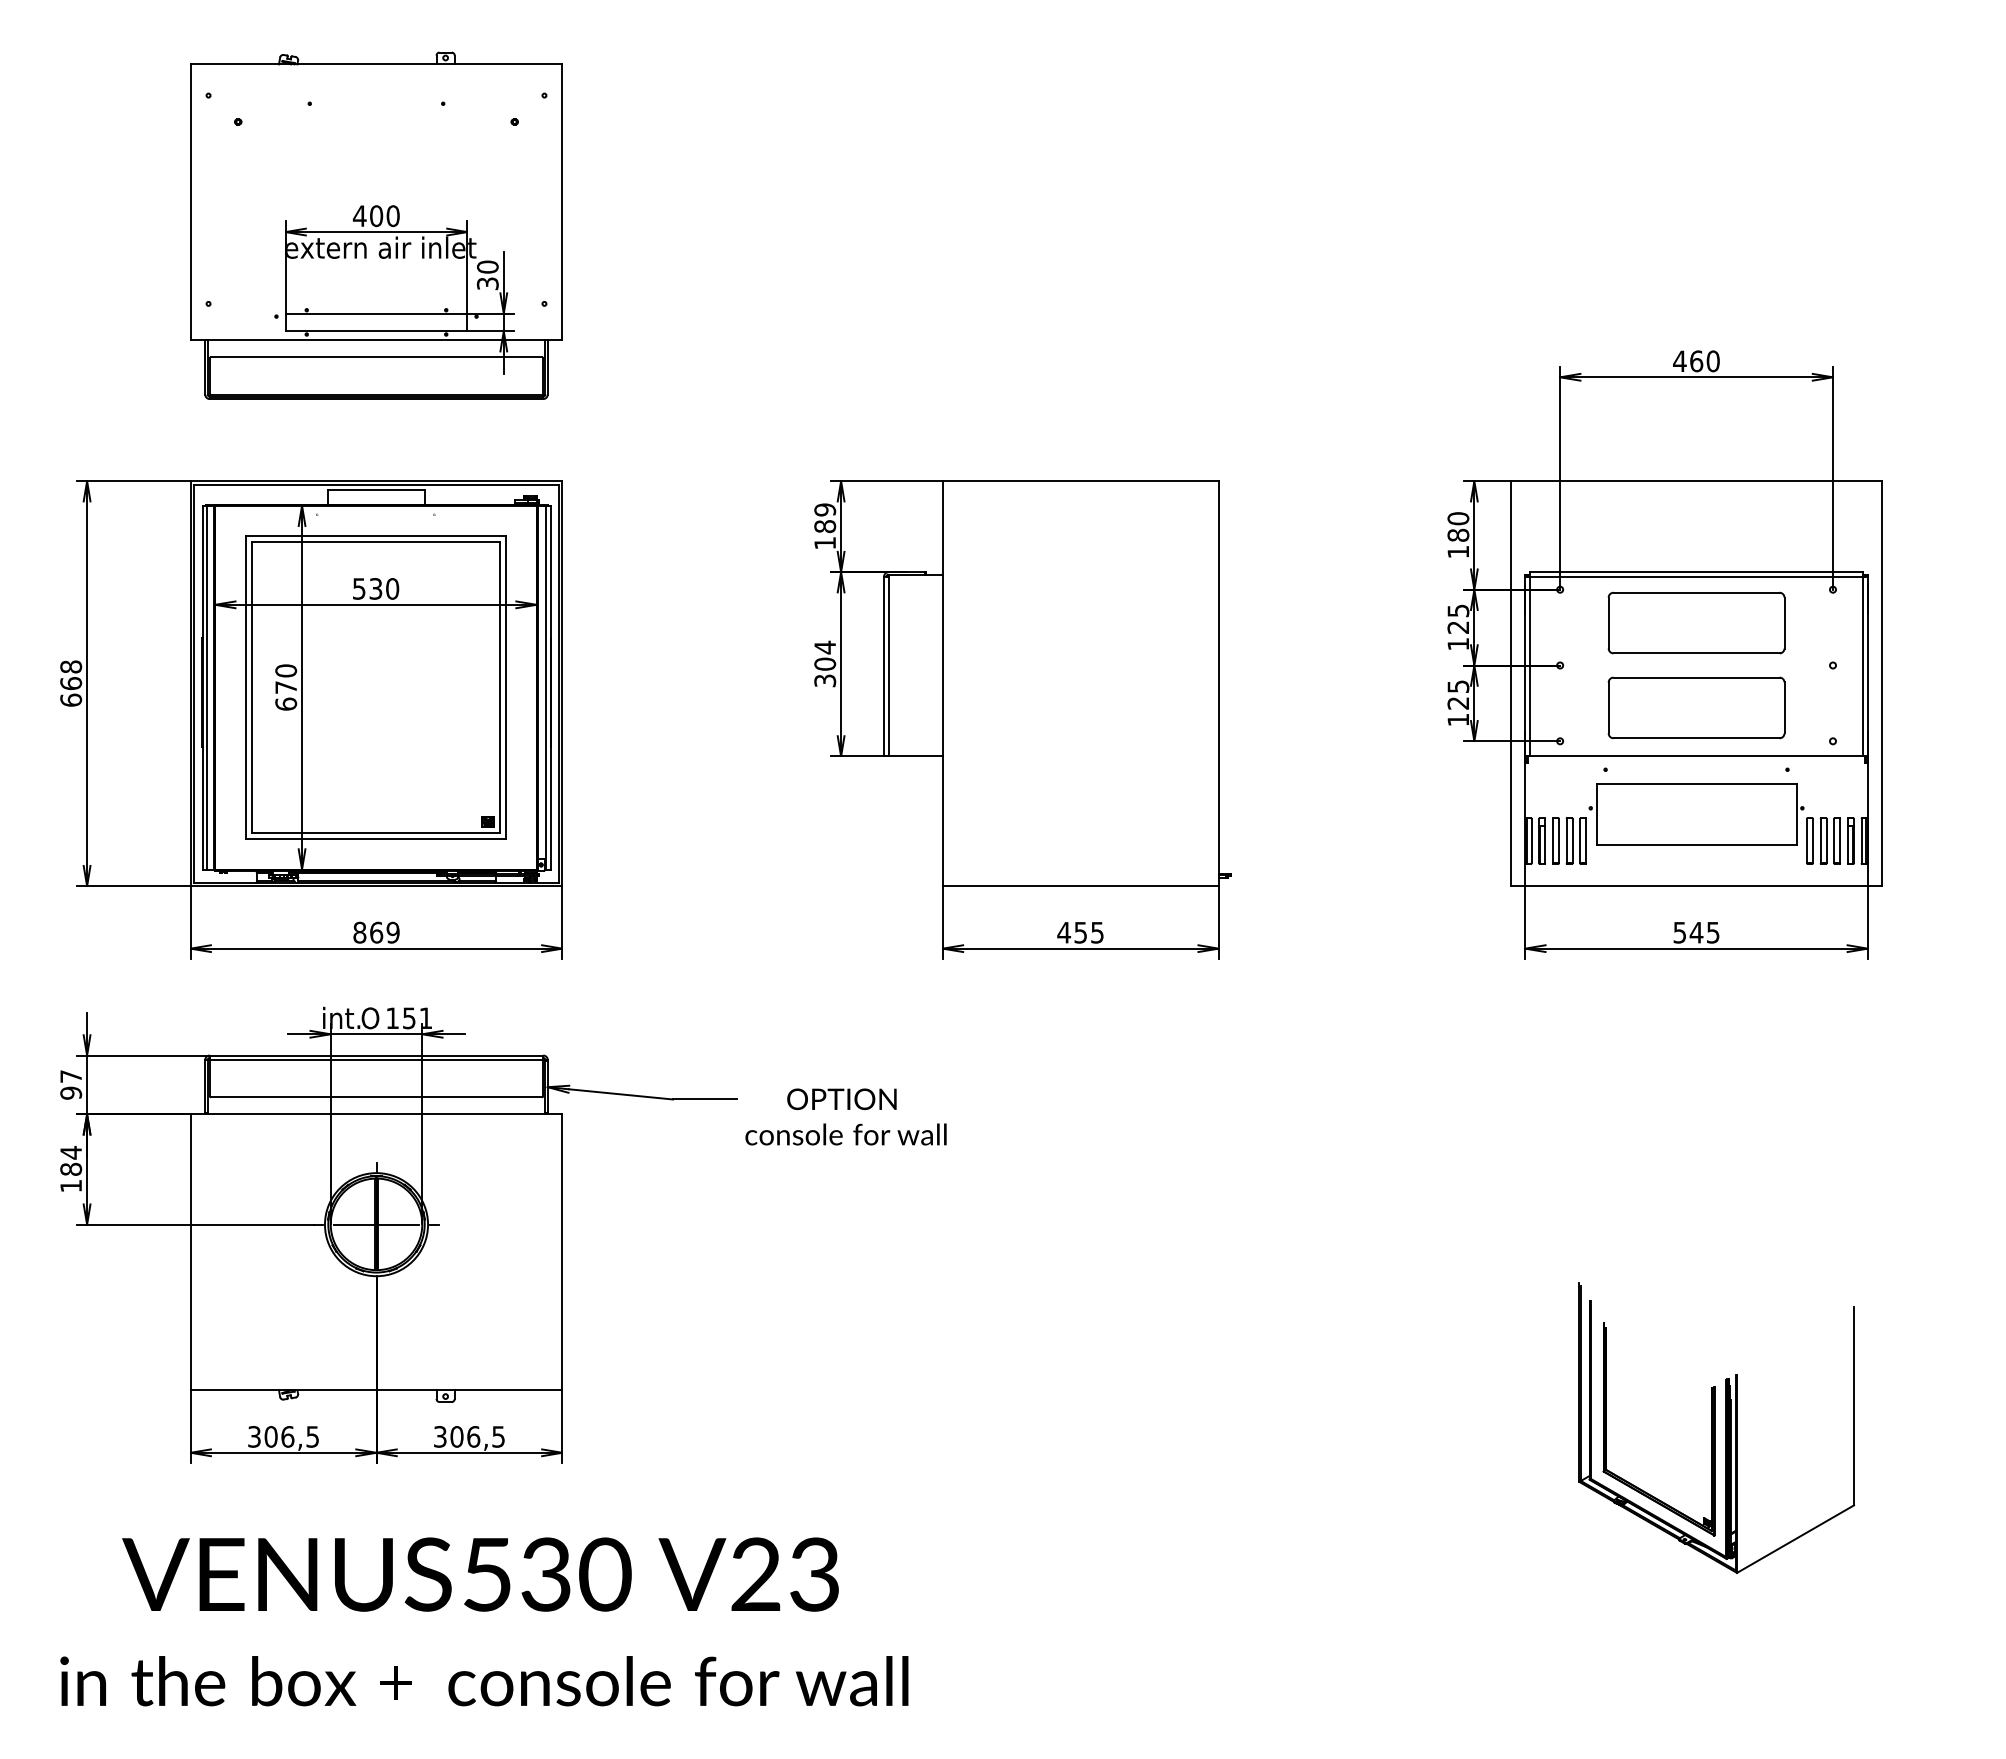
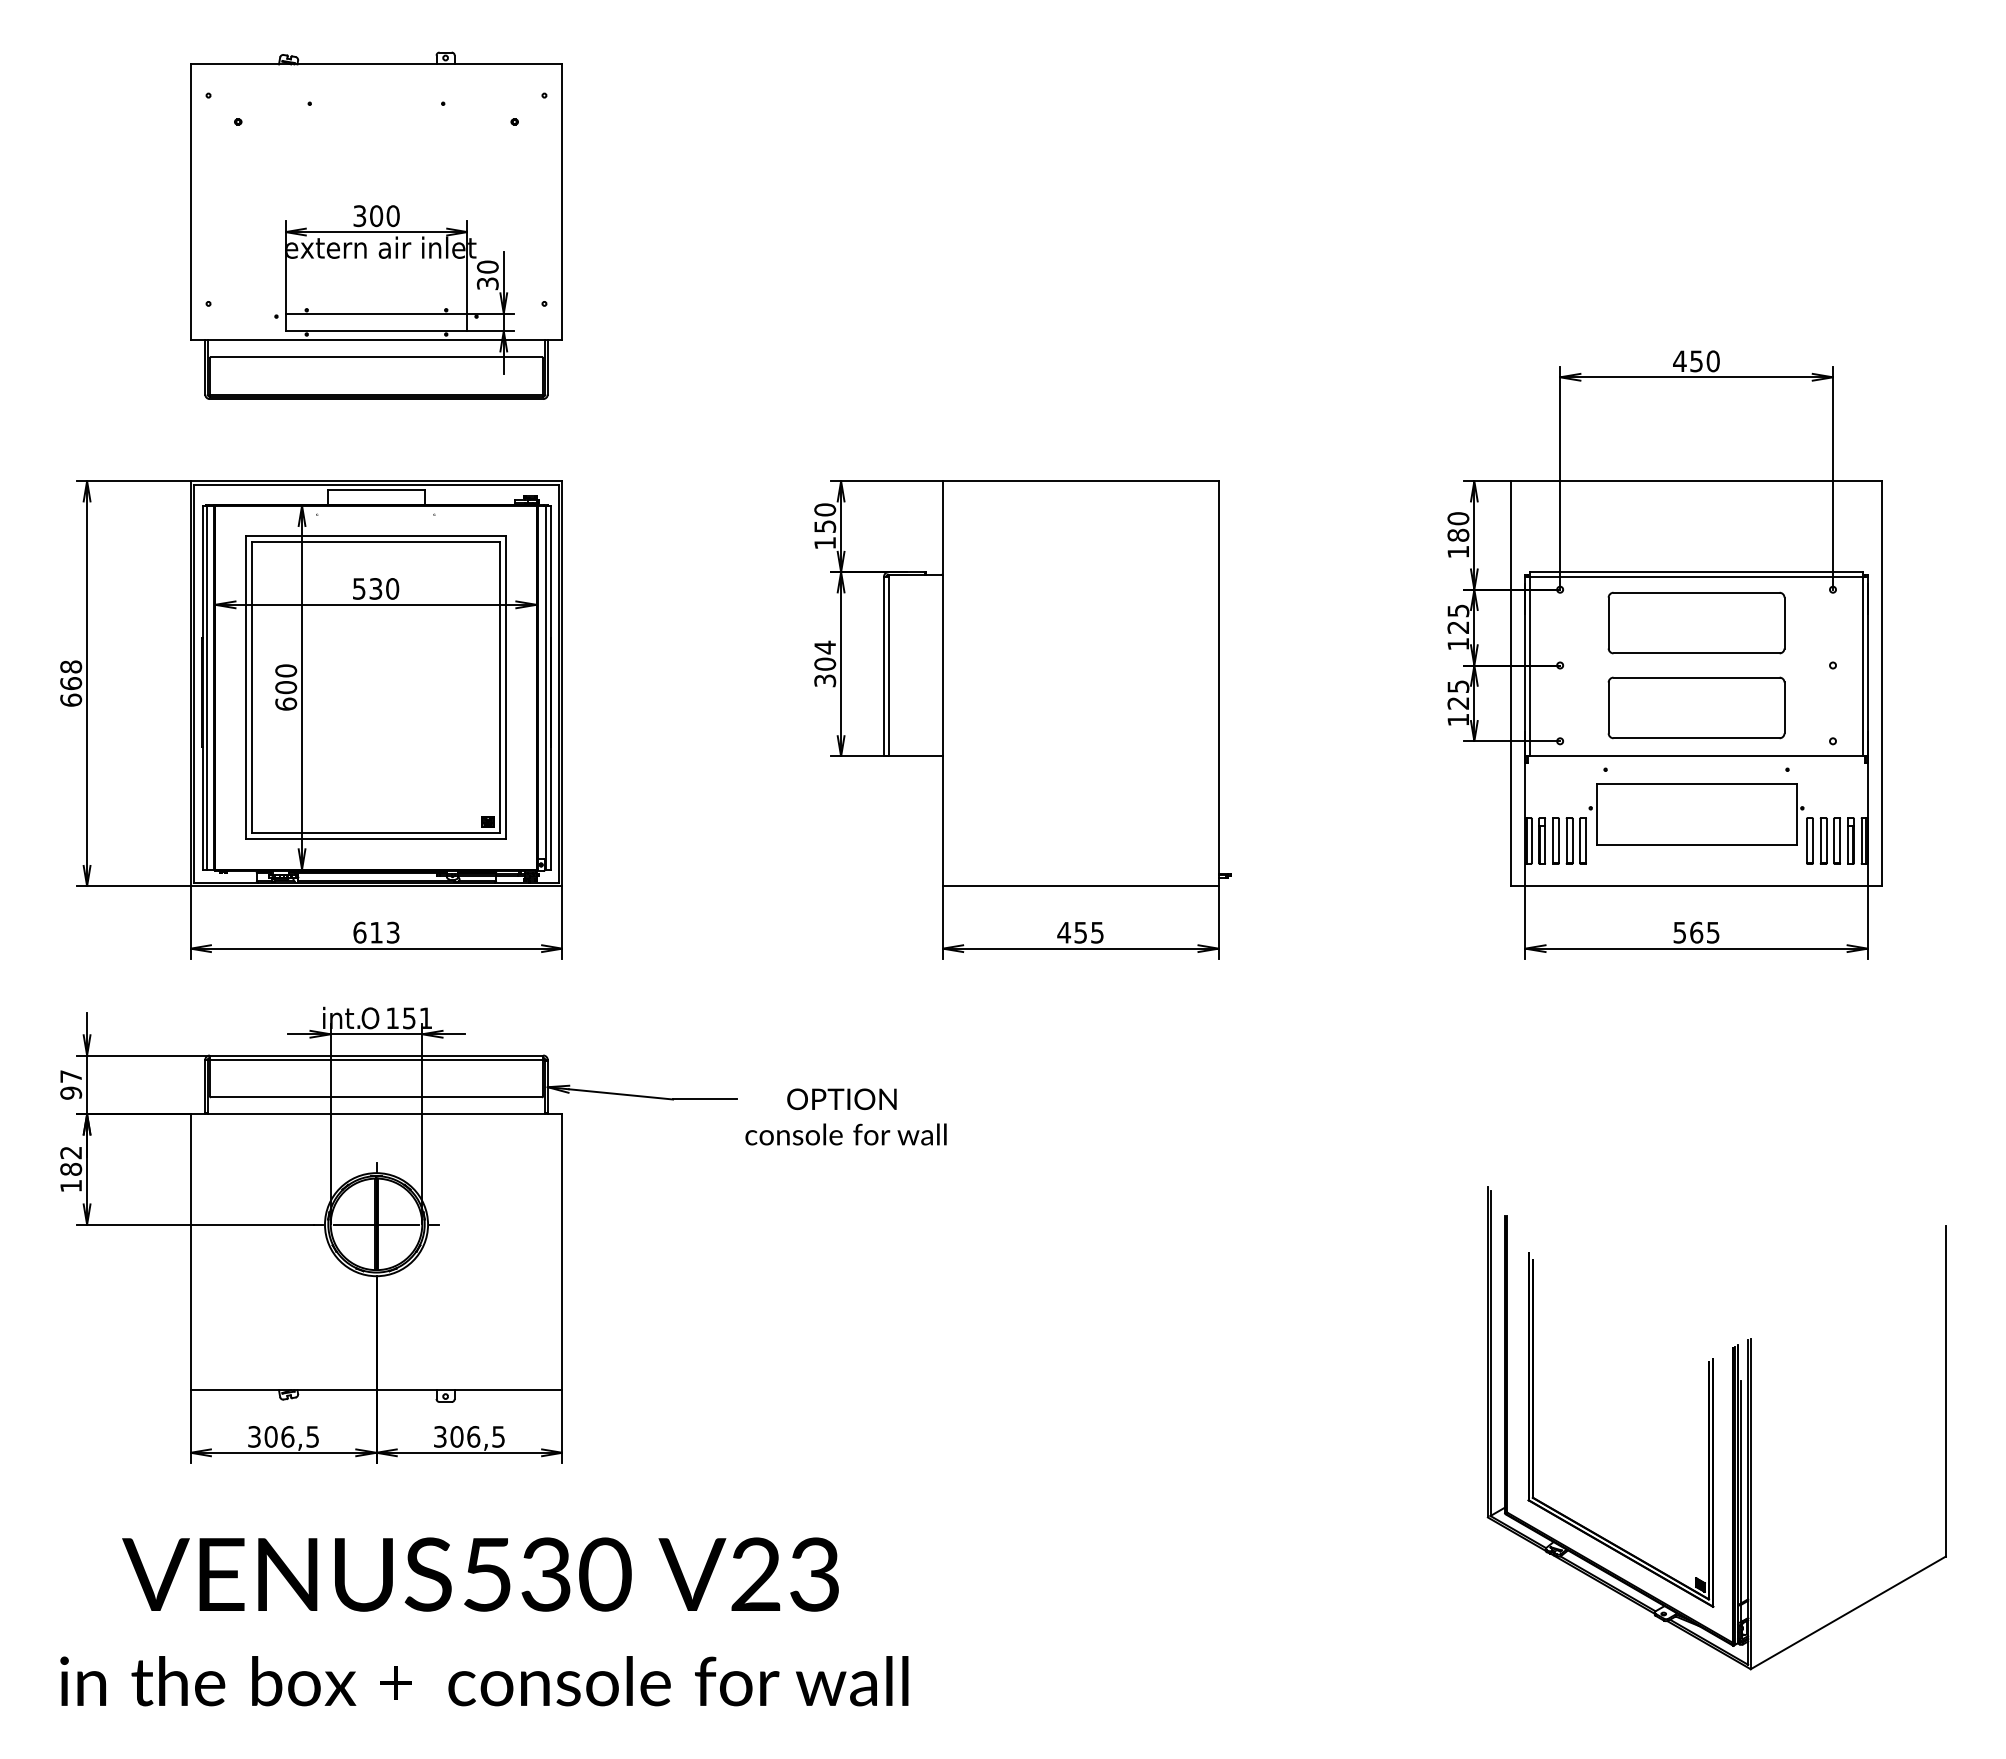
text: 400 -> 300 (359, 216)
text: 460 -> 450 (1696, 361)
text: 189 -> 150 (825, 518)
text: 670 -> 600 (286, 687)
text: 869 -> 613 (376, 932)
text: 545 -> 565 (1696, 932)
text: 184 -> 182 (70, 1152)
part size: 278x292 px -> 461x485 px (1716, 1428)
